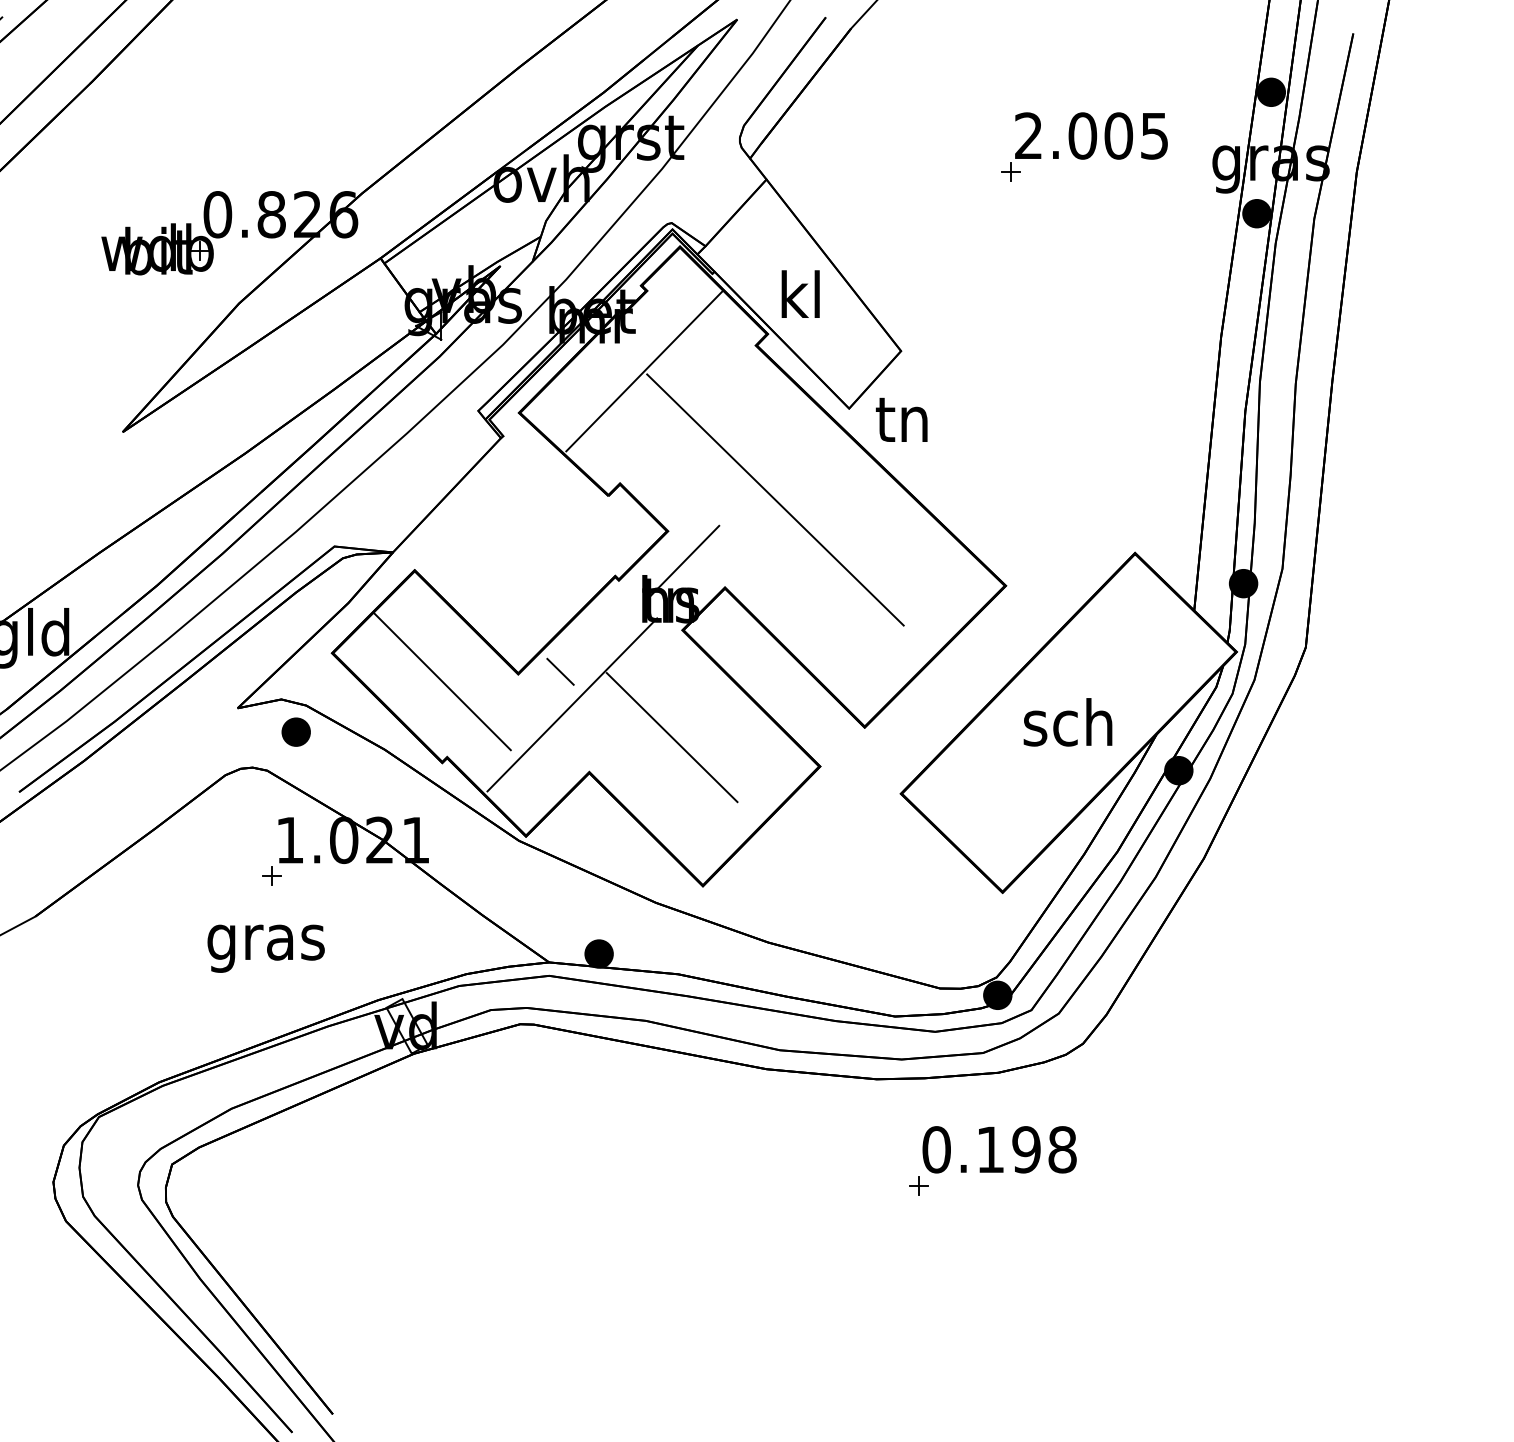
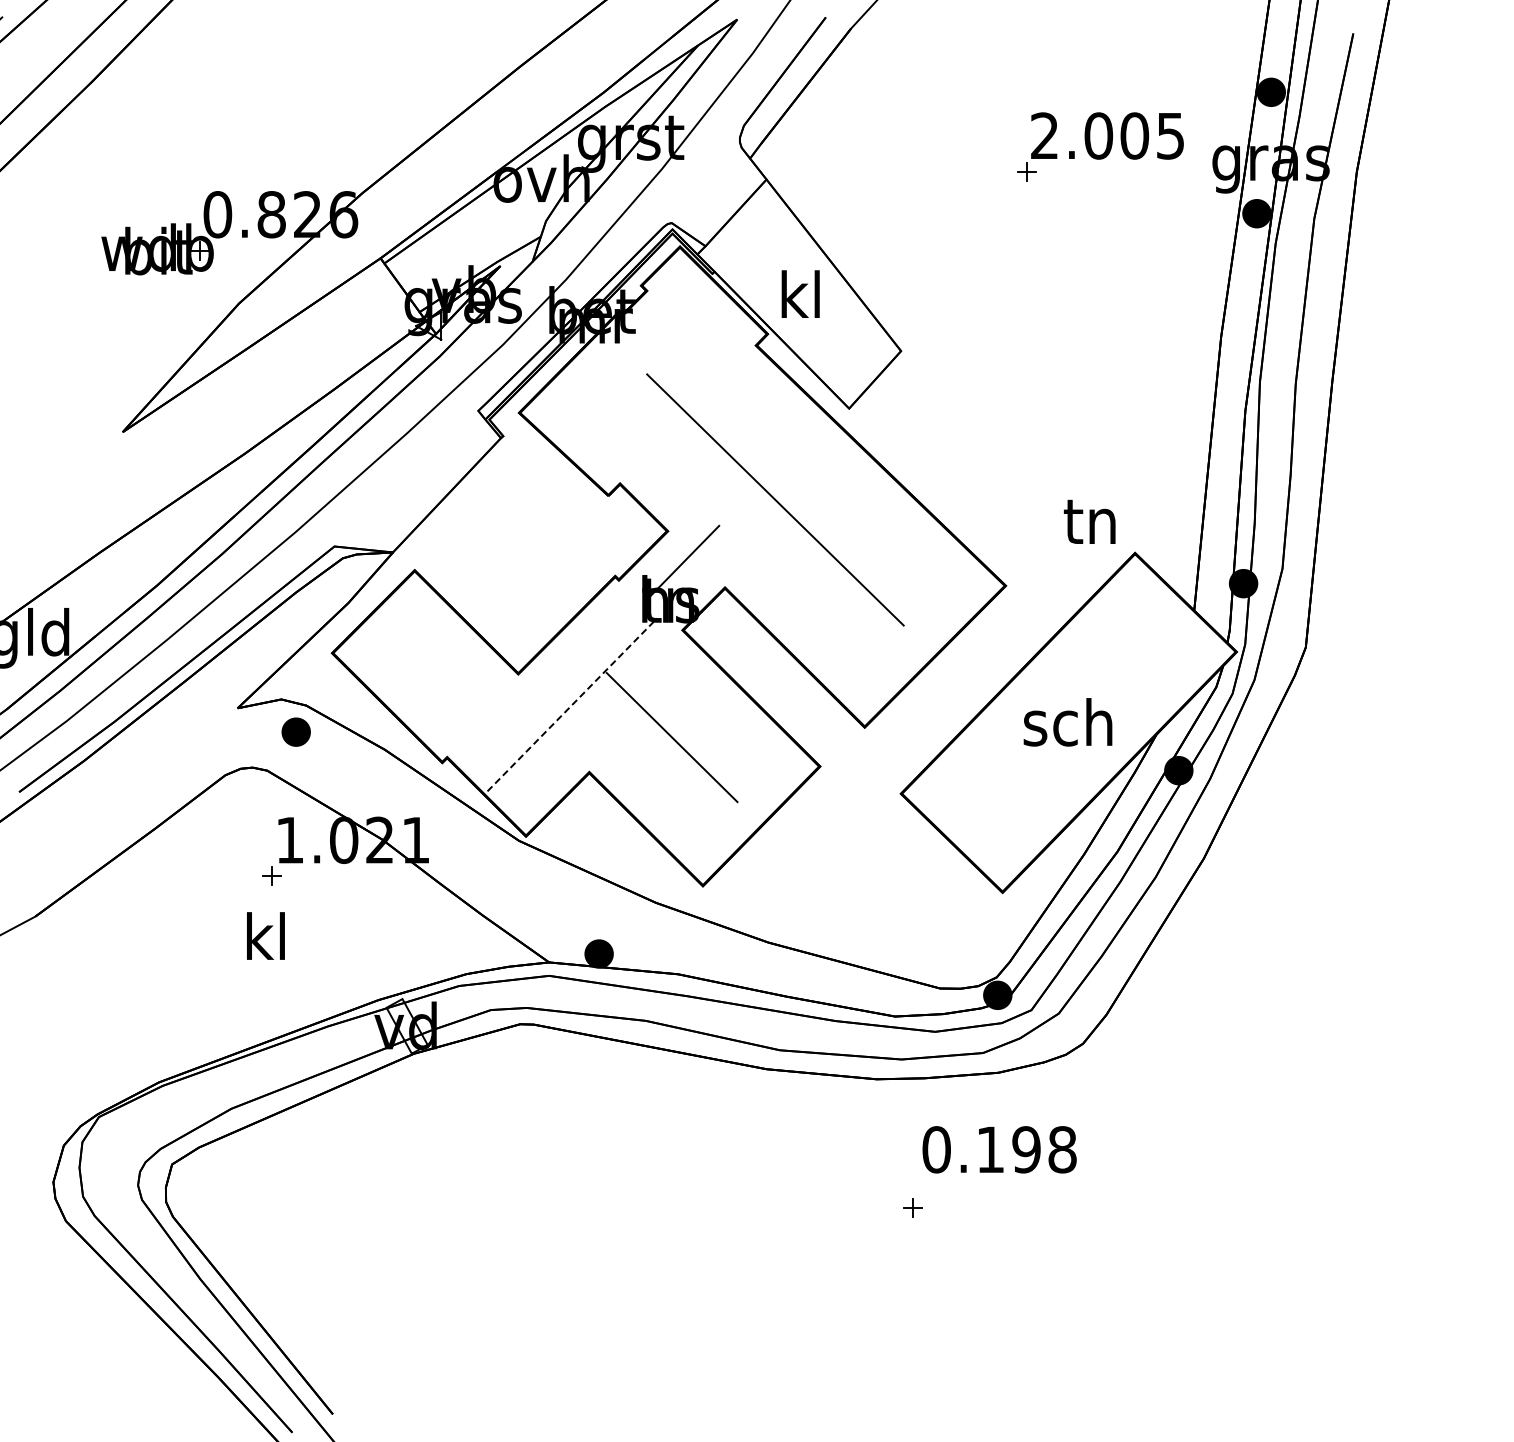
part position: (1084, 146) -> (1100, 146) (1100, 146)
line: present -> none (644, 371)
text position: (901, 419) -> (1089, 521) (1089, 521)
line: present -> none (560, 671)
line: present -> none (442, 681)
line: solid -> dashed (572, 704)
text: gras -> kl (265, 942)
part position: (918, 1185) -> (912, 1207) (912, 1207)
